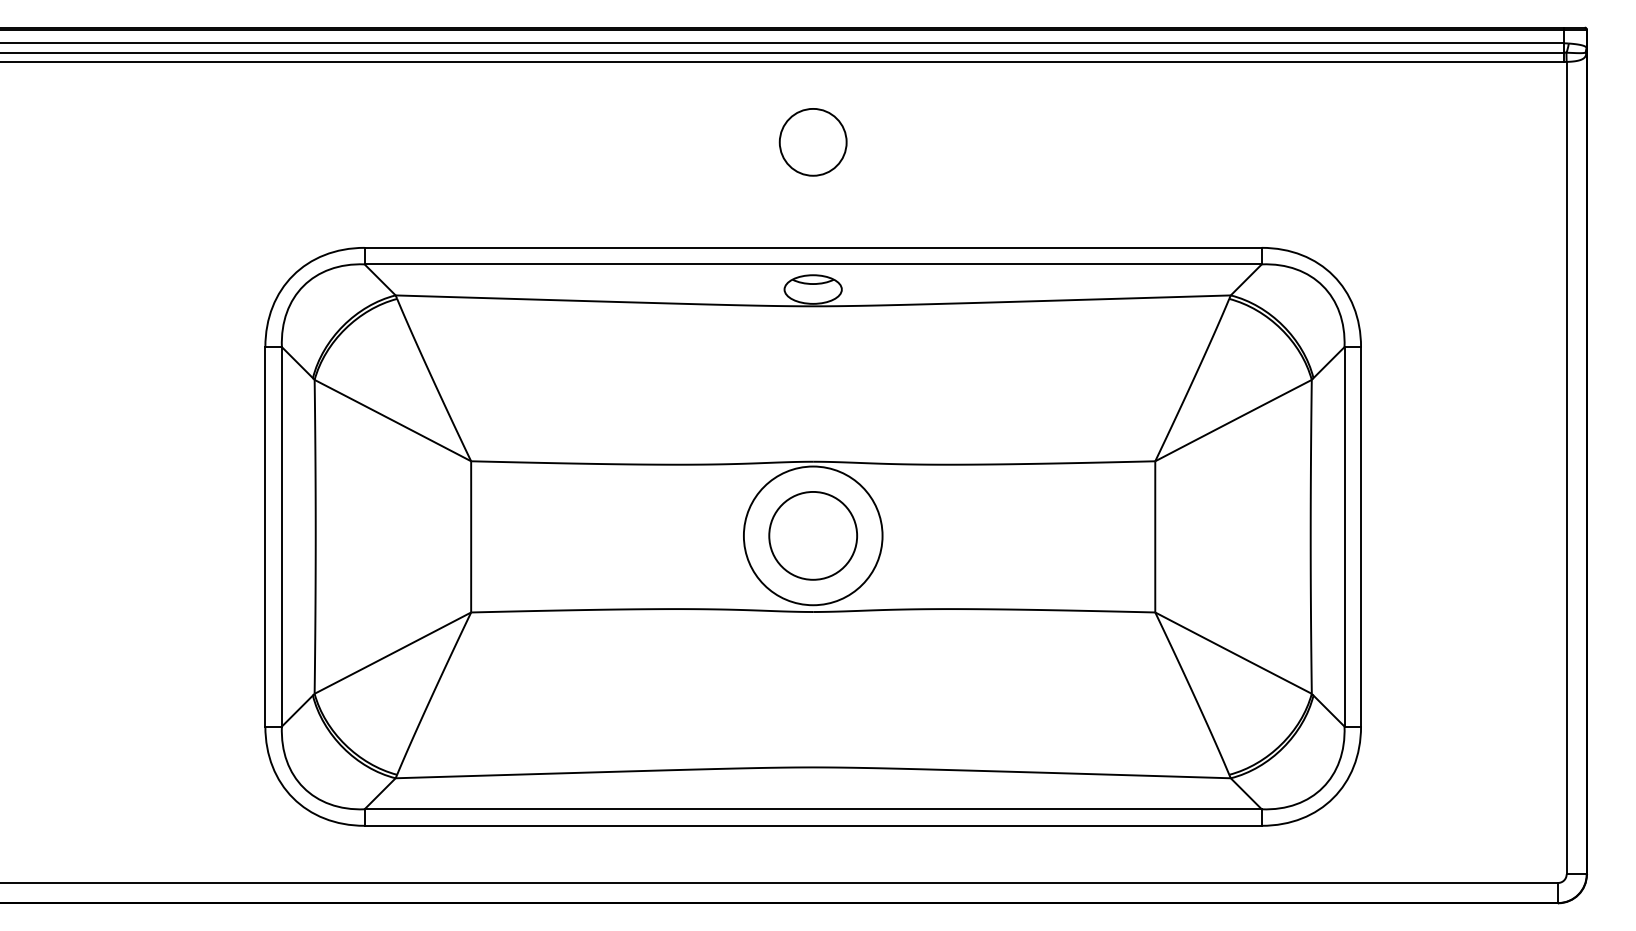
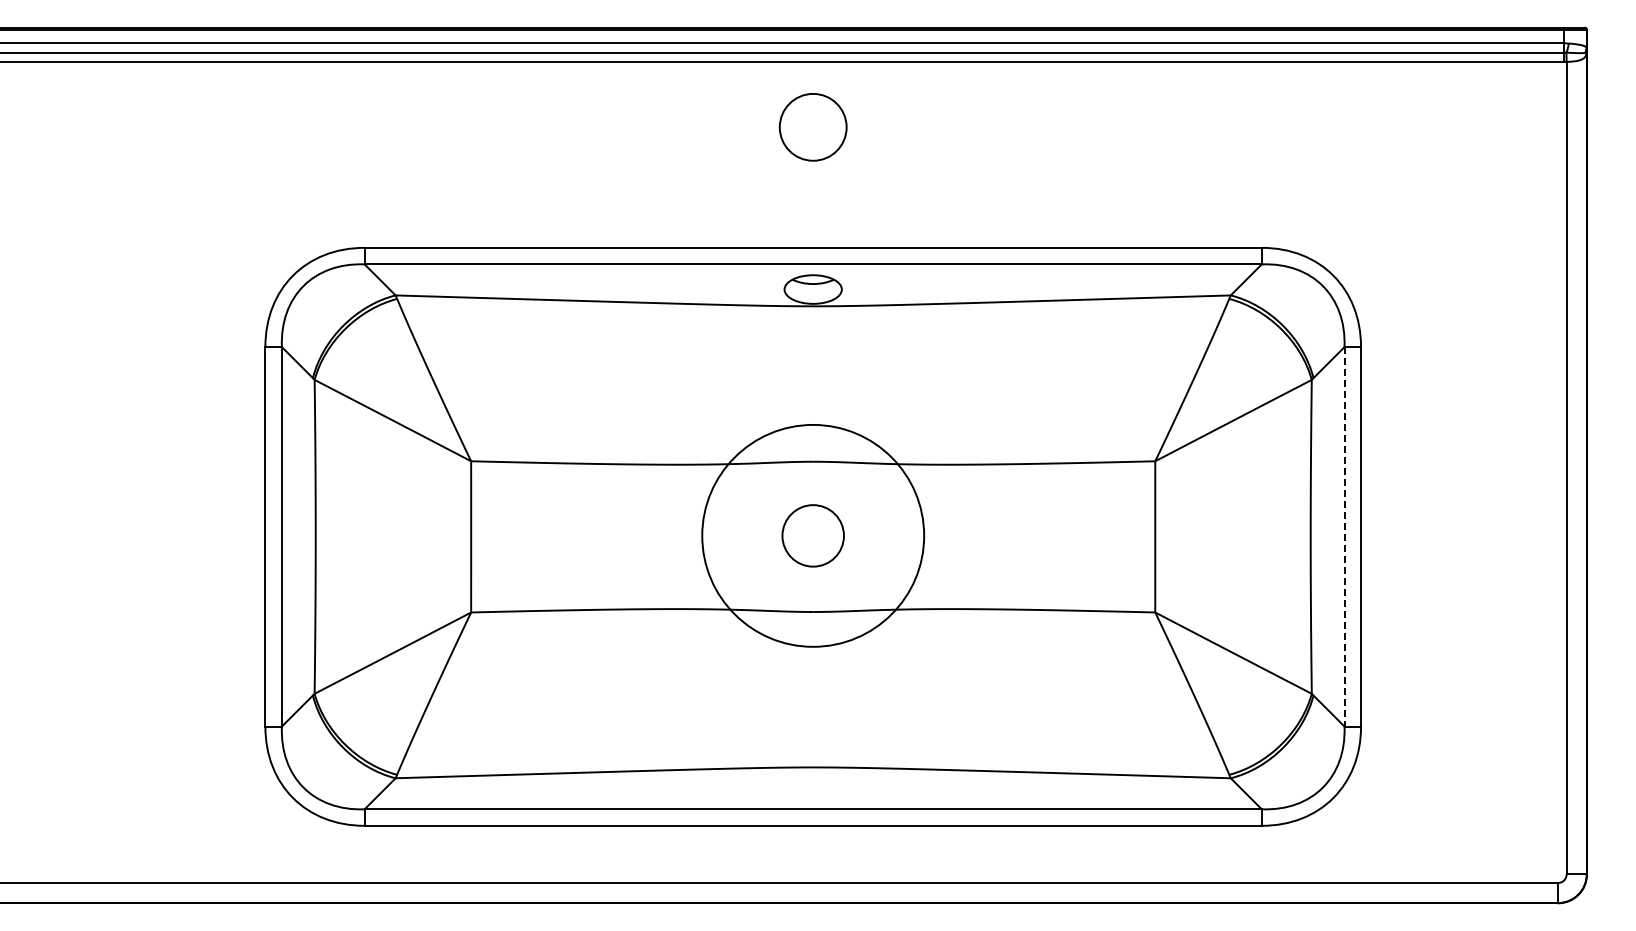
circle position: (812, 142) -> (812, 127) (812, 127)
circle diameter: 139 px -> 222 px (813, 535)
circle diameter: 88 px -> 62 px (812, 535)
line: solid -> dashed (1344, 536)
